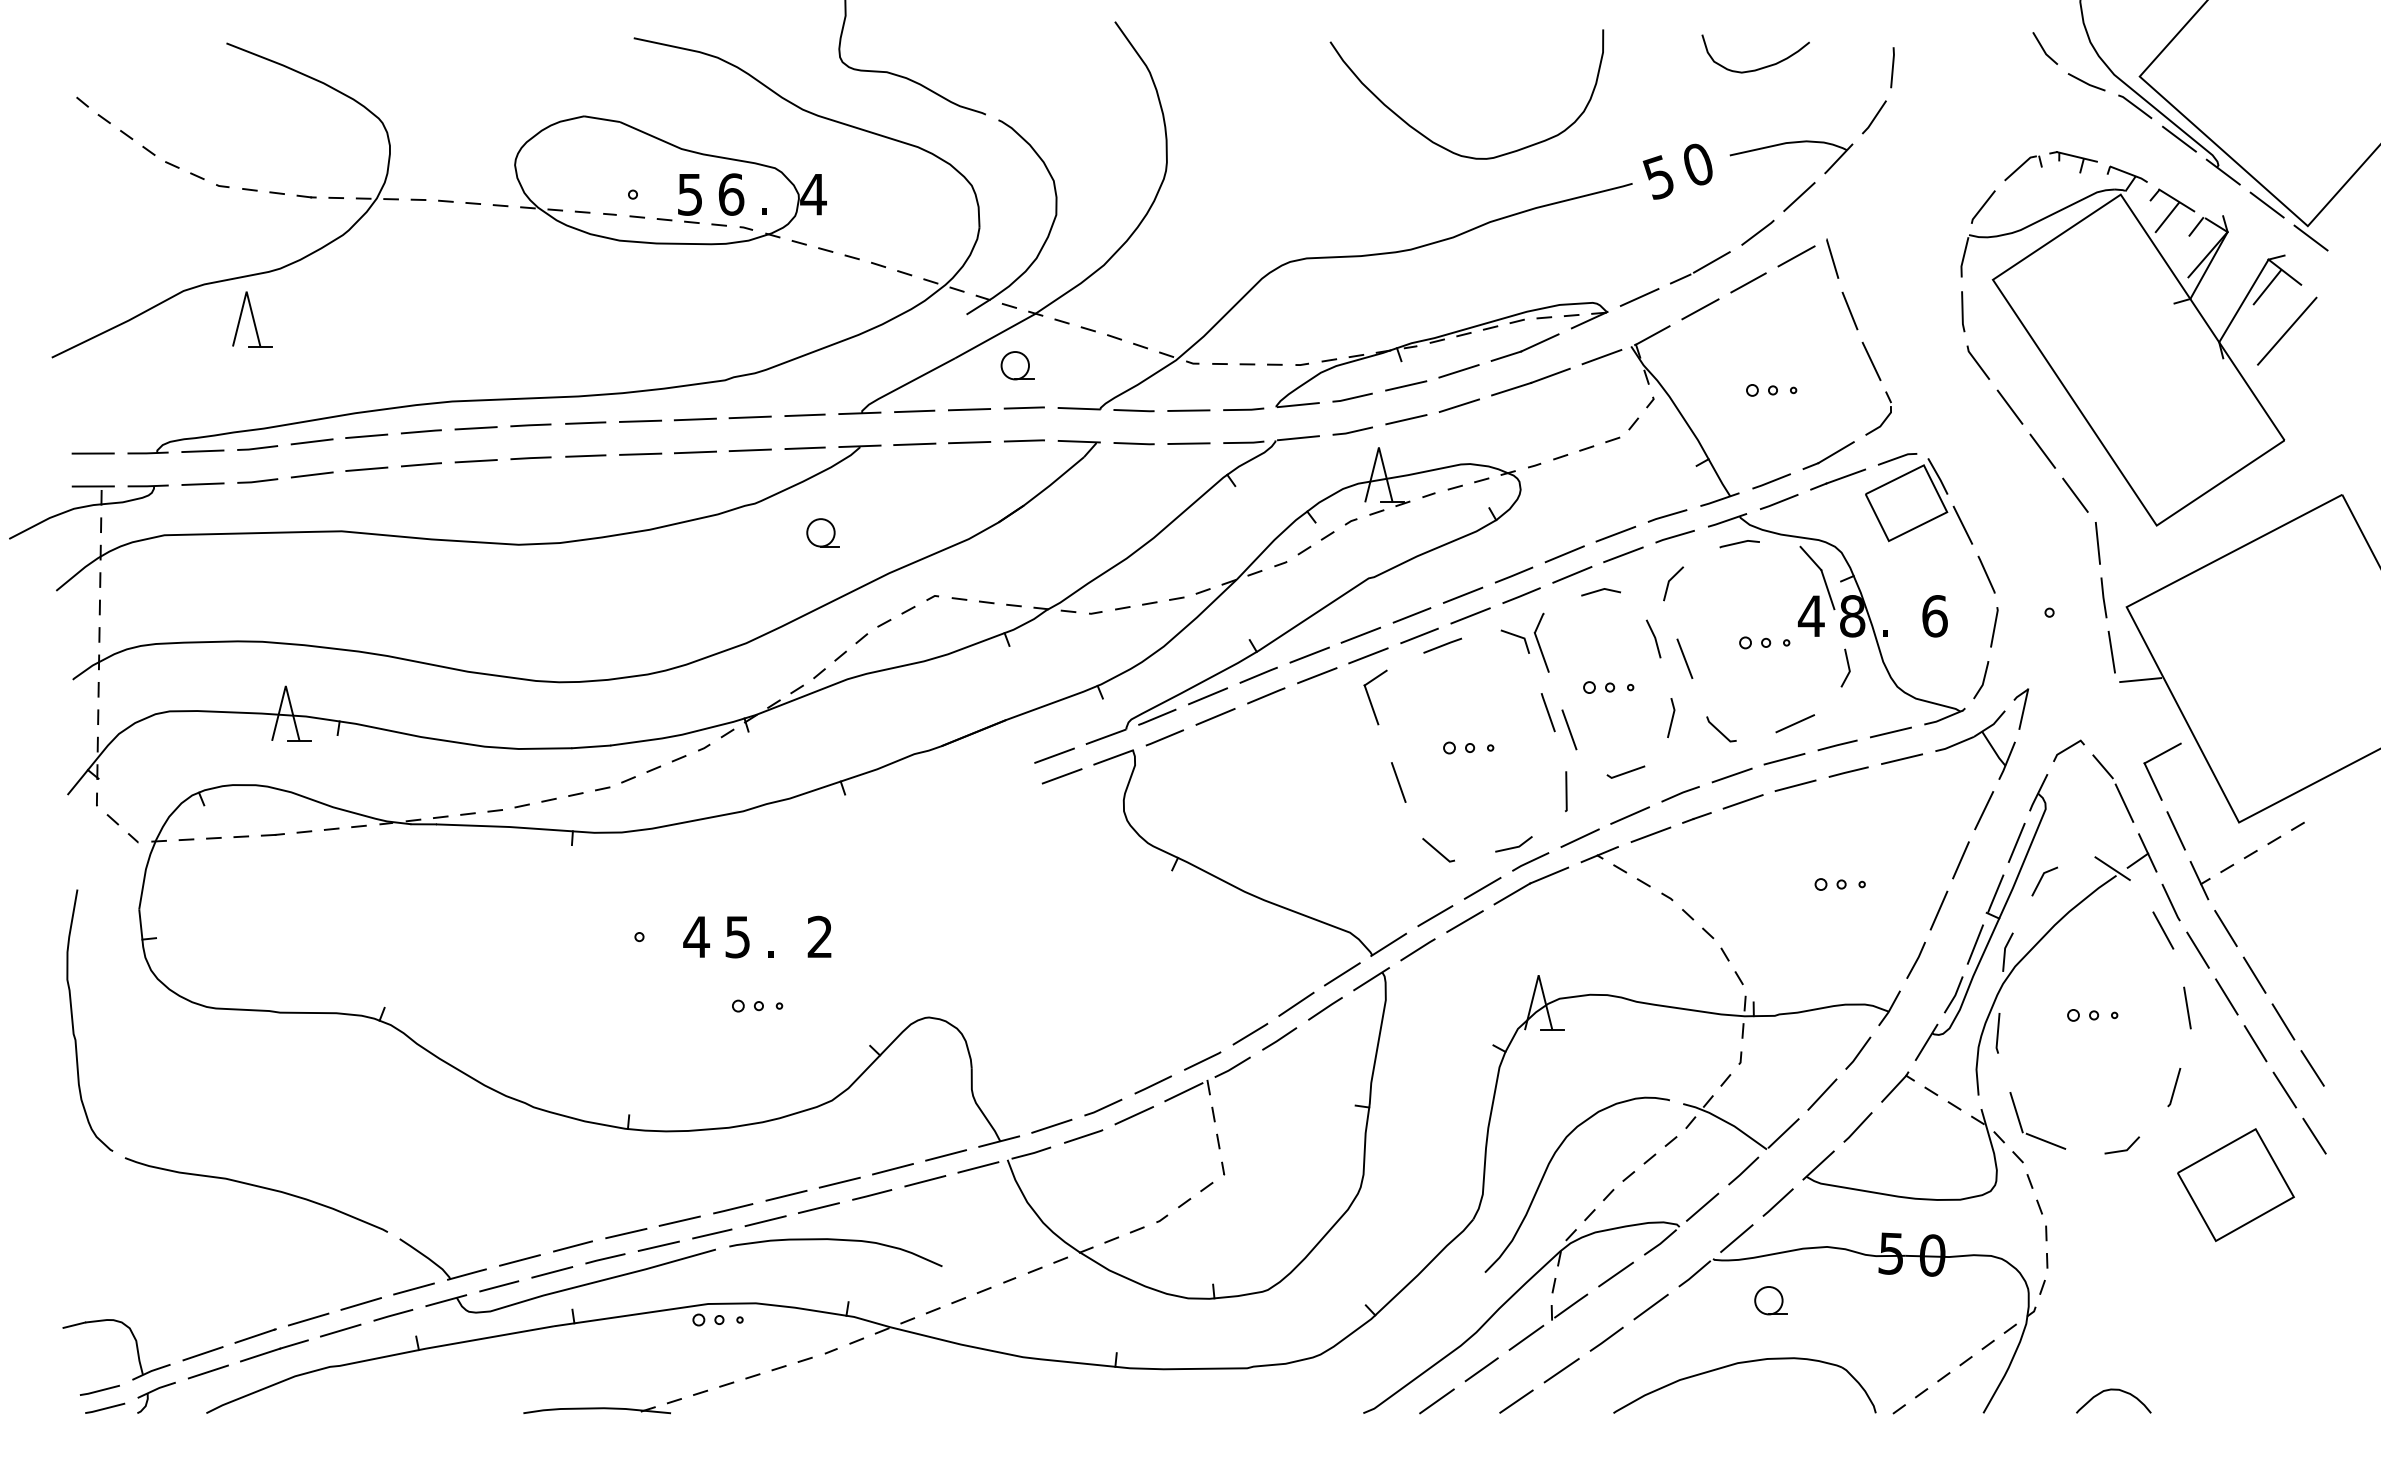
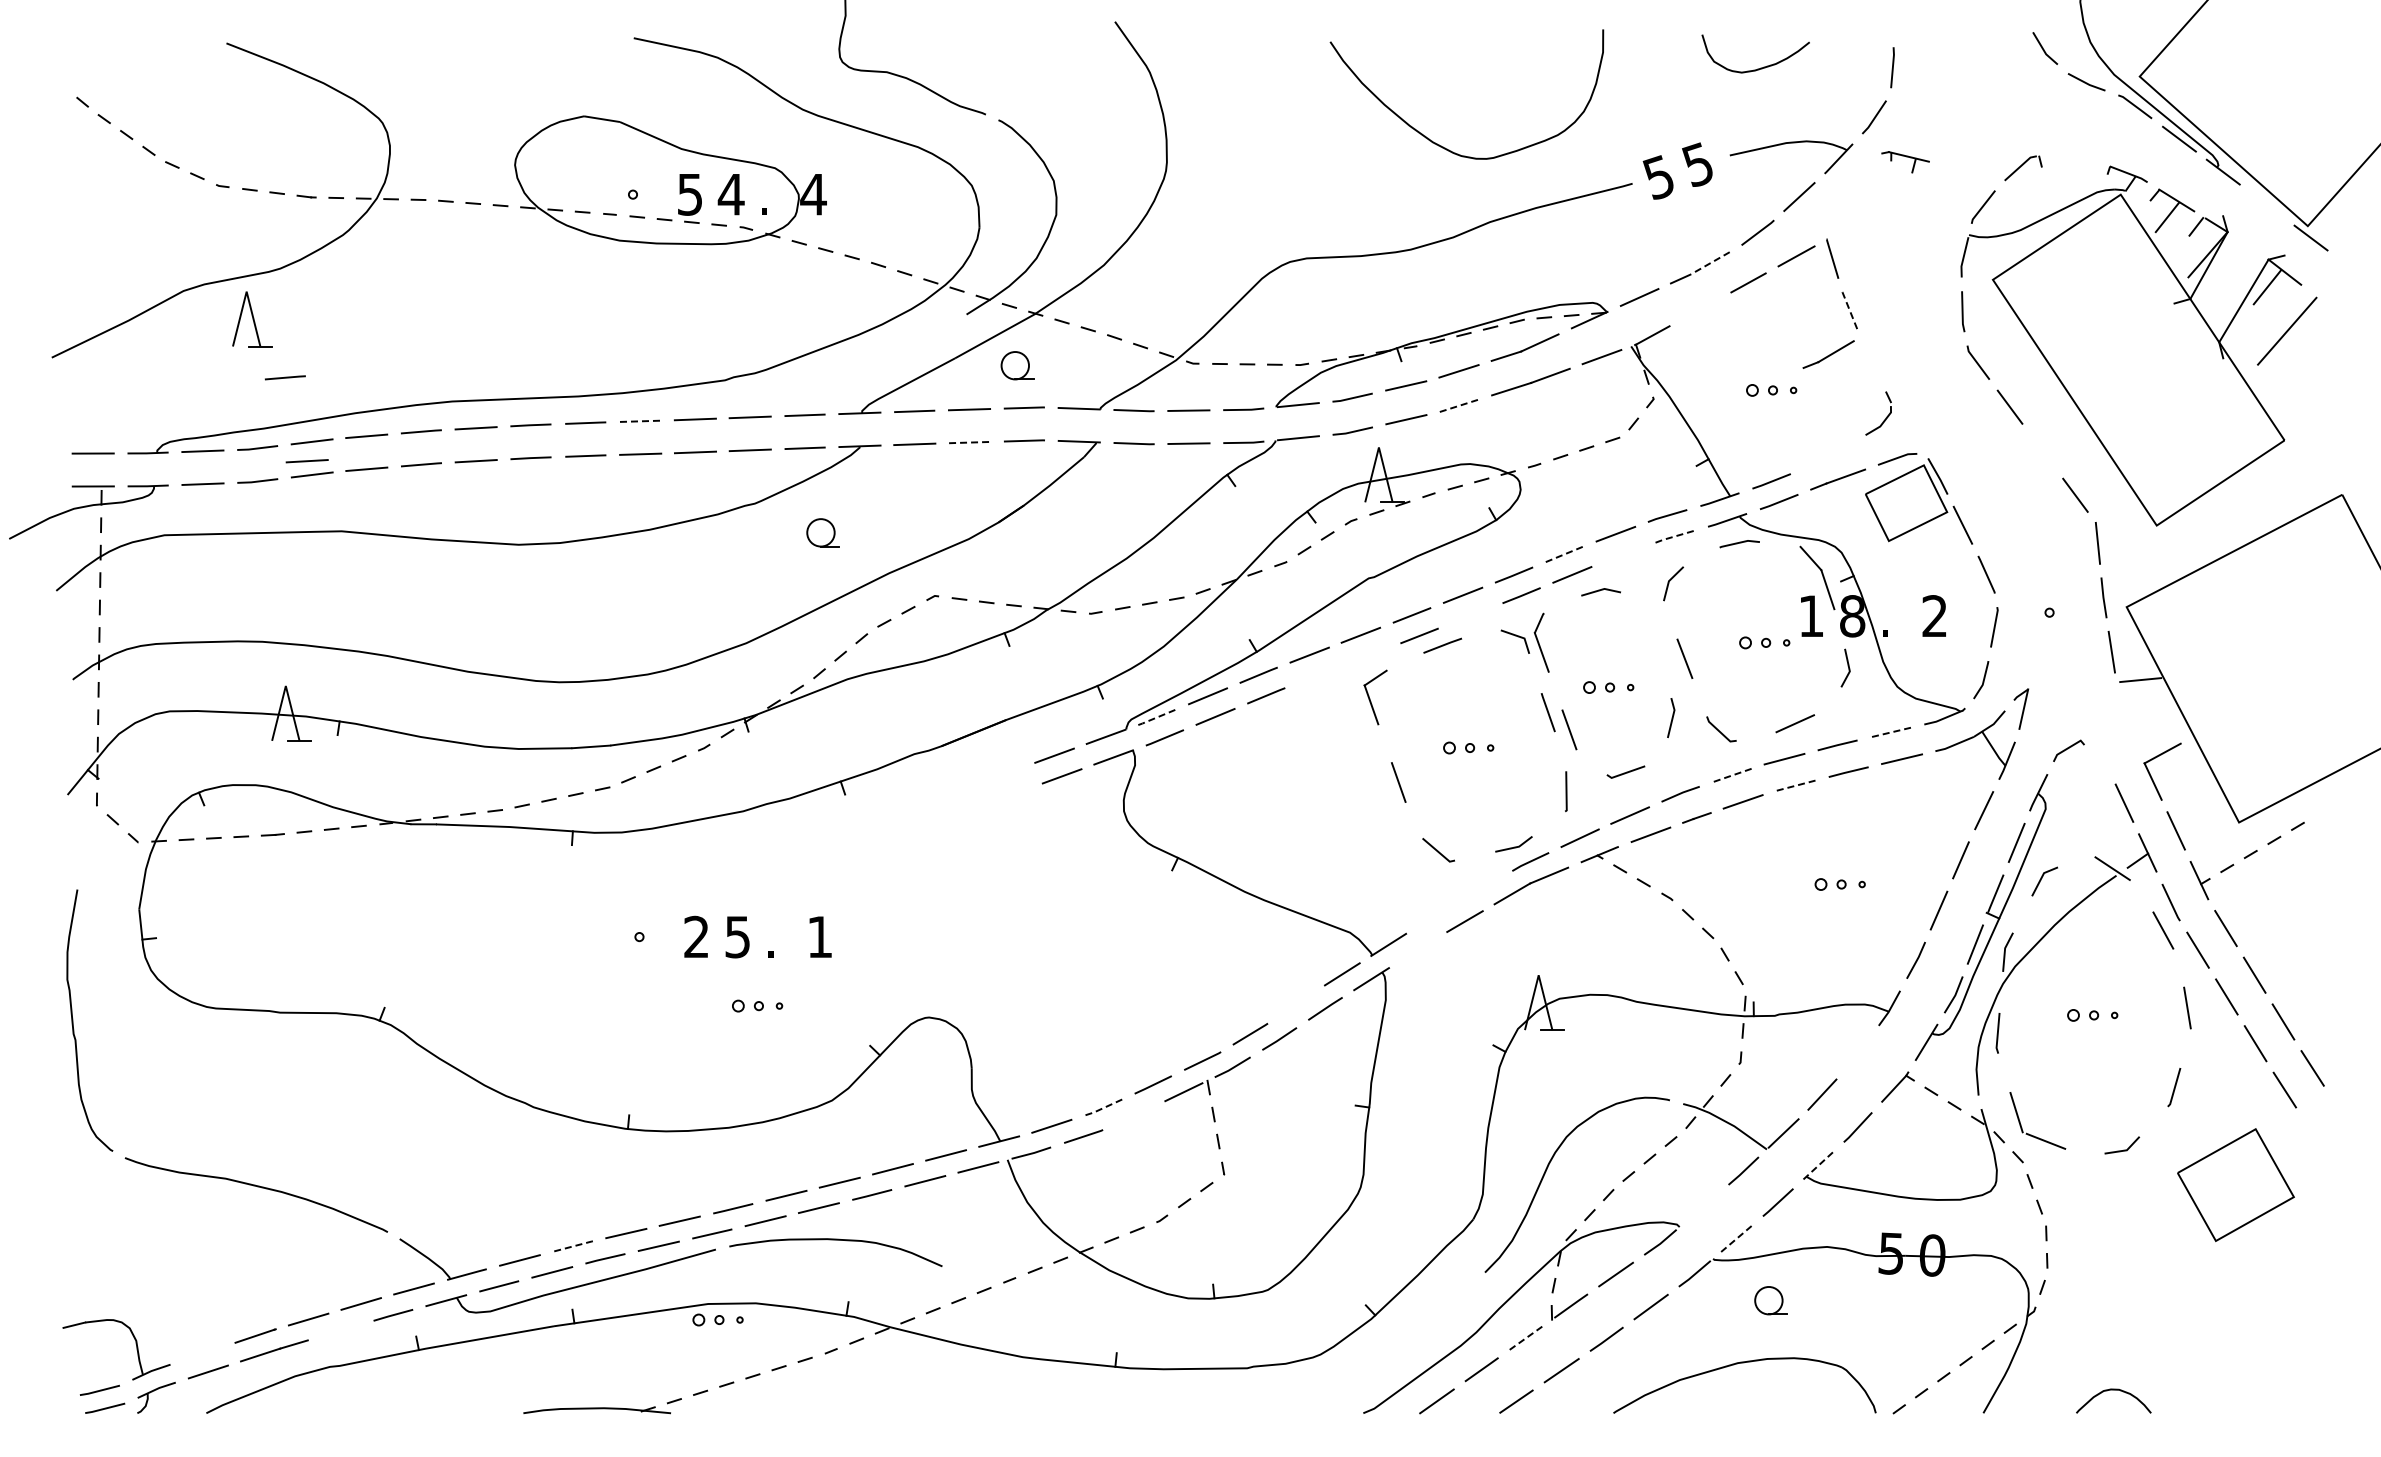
part position: (2073, 162) -> (1905, 162) (1905, 162)
text: 0 -> 5 (1697, 164)
text: 6 -> 4 (730, 194)
line: present -> none (2266, 204)
line: solid -> dashed (1711, 262)
line: present -> none (1700, 309)
line: solid -> dashed (1849, 310)
line: present -> none (1871, 361)
line: none -> present (285, 377)
line: solid -> dashed (1459, 405)
line: solid -> dashed (640, 421)
line: solid -> dashed (969, 442)
line: present -> none (2042, 450)
part position: (1828, 455) -> (1828, 354) (1828, 354)
line: none -> present (306, 461)
line: solid -> dashed (1675, 536)
line: solid -> dashed (1564, 554)
line: present -> none (1623, 554)
line: present -> none (1470, 615)
text: 4 -> 1 (1810, 615)
text: 6 -> 2 (1934, 616)
line: present -> none (1654, 638)
line: present -> none (1368, 655)
line: present -> none (1317, 675)
line: solid -> dashed (1157, 717)
line: solid -> dashed (1890, 732)
line: present -> none (2102, 766)
line: solid -> dashed (1732, 775)
line: solid -> dashed (1795, 785)
line: present -> none (1482, 888)
line: present -> none (1435, 916)
text: 4 -> 2 (696, 936)
text: 2 -> 1 (819, 936)
line: present -> none (1417, 949)
line: present -> none (1296, 1003)
line: present -> none (1858, 1052)
line: solid -> dashed (1102, 1108)
line: present -> none (1133, 1115)
line: present -> none (2314, 1135)
line: solid -> dashed (1818, 1165)
line: present -> none (1702, 1206)
line: solid -> dashed (1736, 1238)
line: solid -> dashed (573, 1246)
line: present -> none (340, 1330)
line: solid -> dashed (1526, 1337)
line: present -> none (202, 1353)
